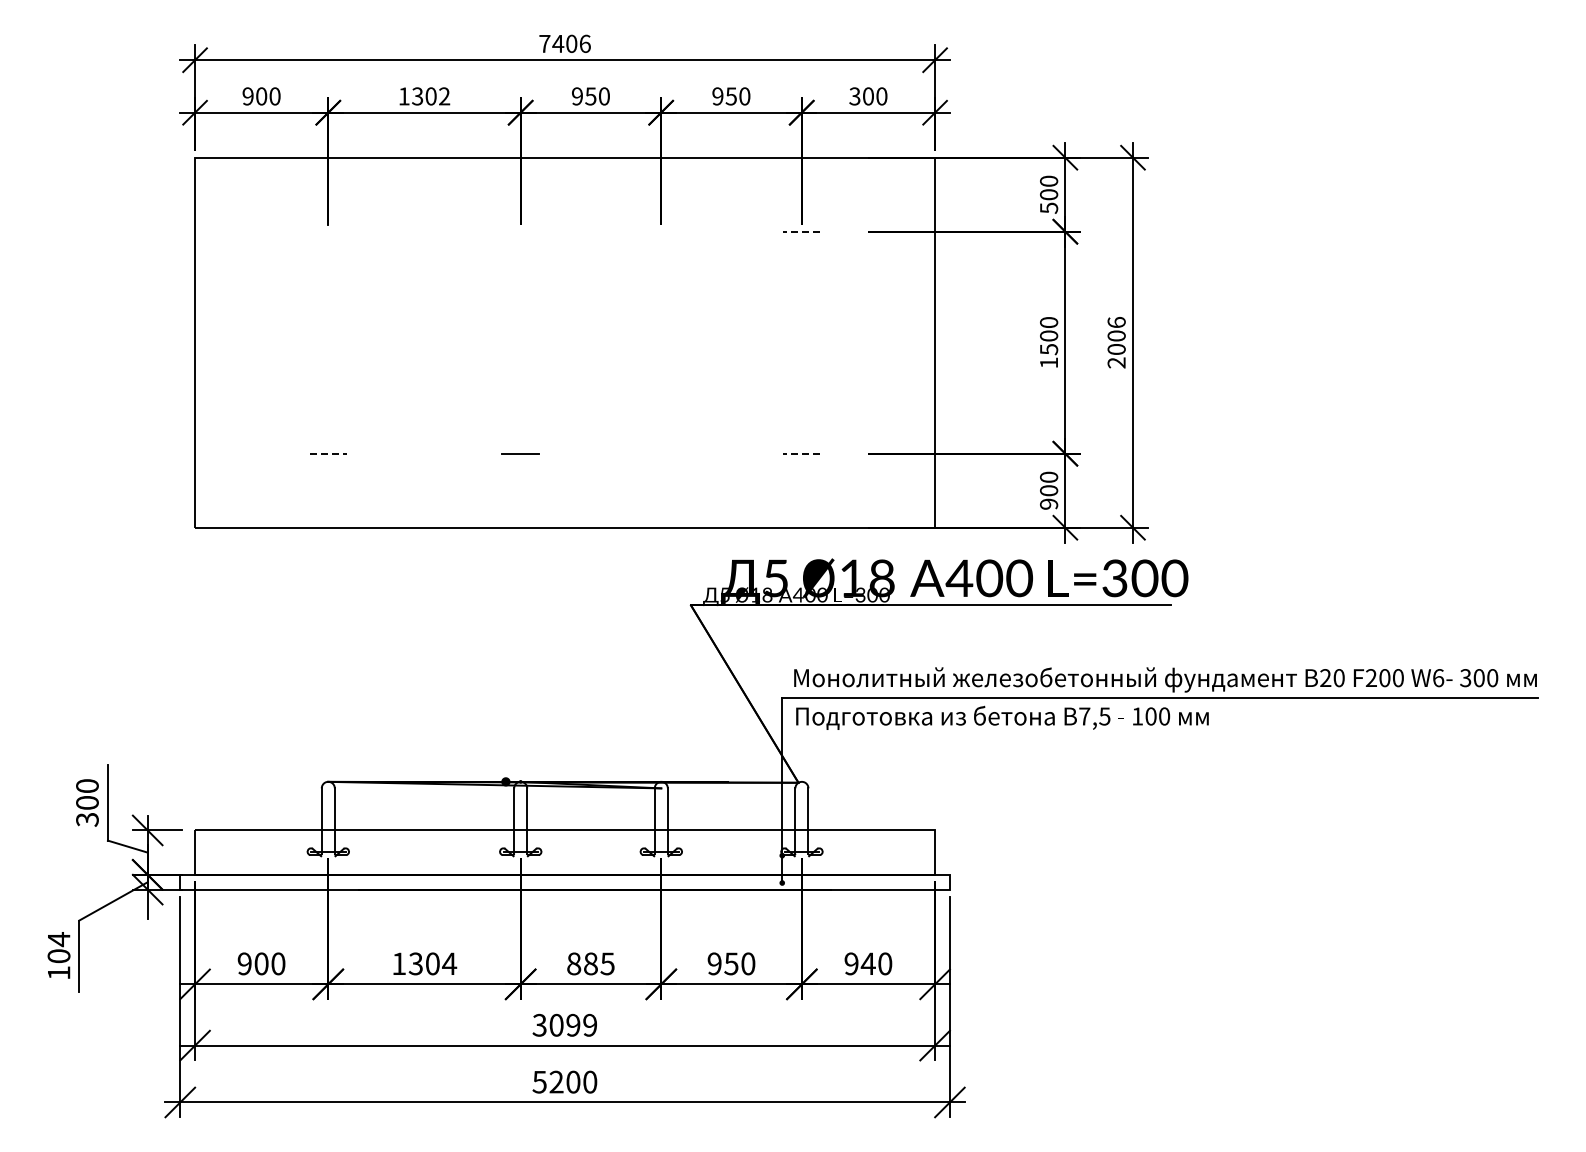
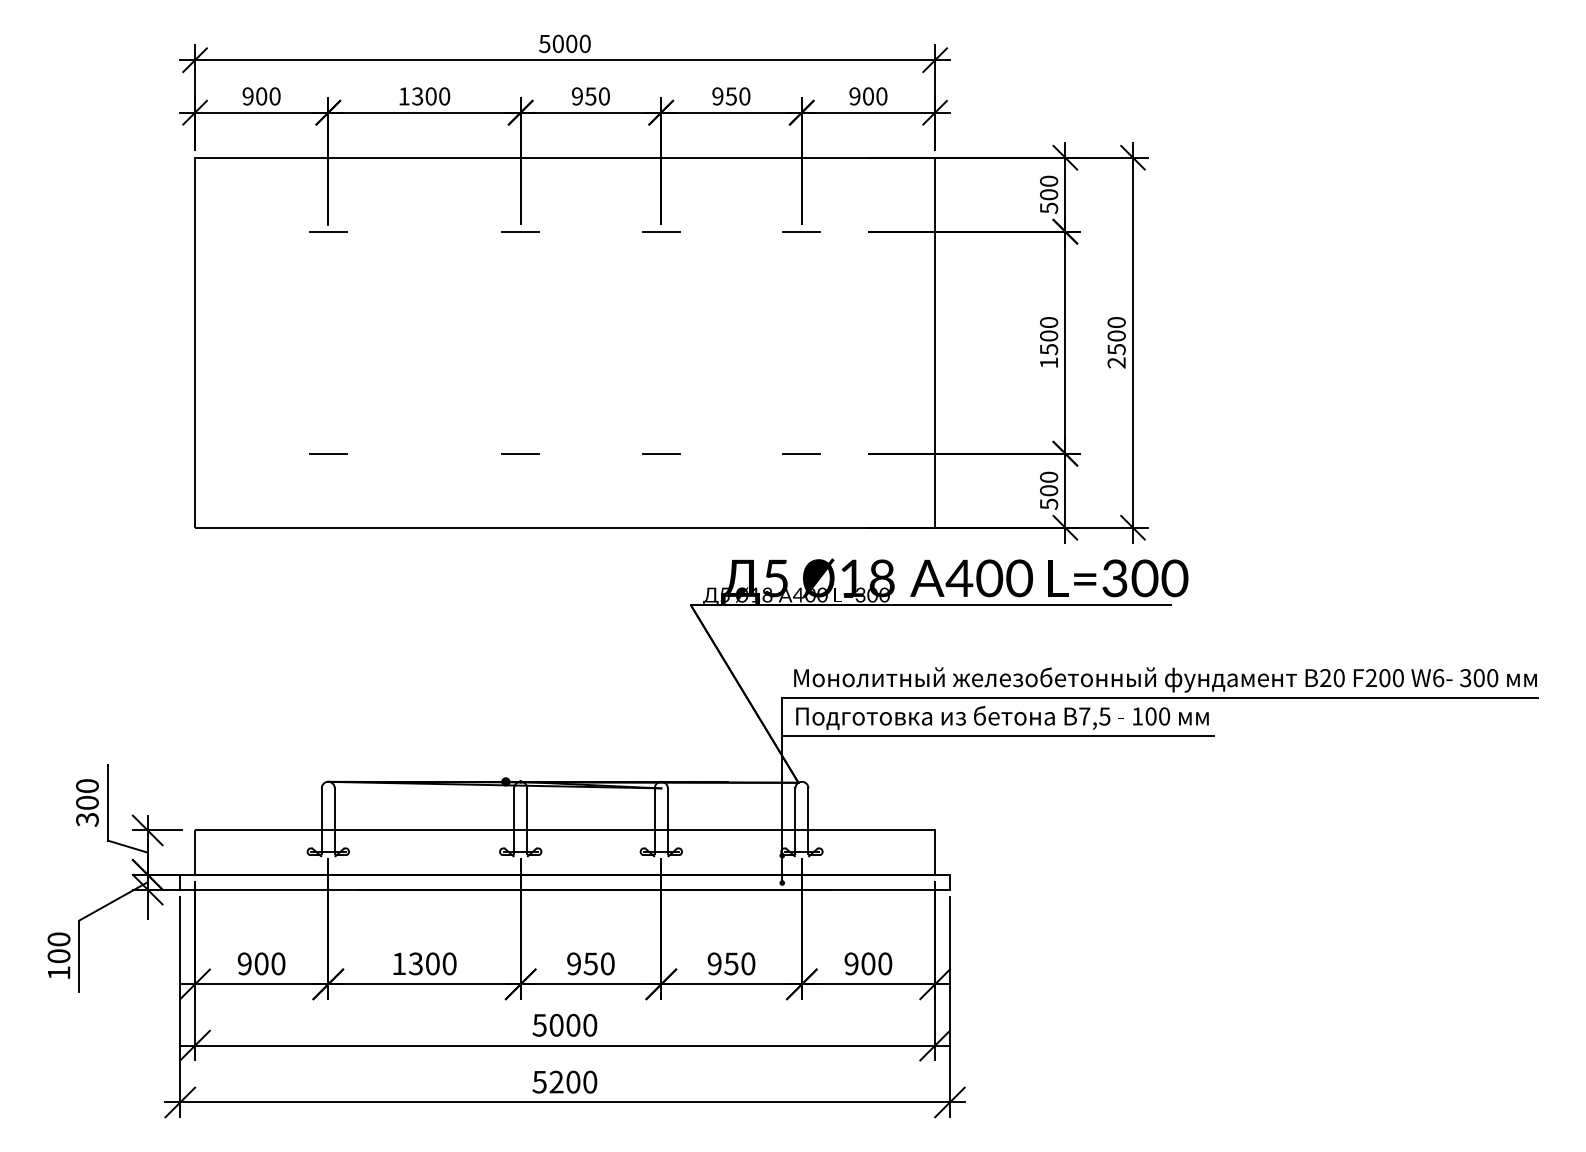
text: 7406 -> 5000 (564, 43)
text: 1302 -> 1300 (444, 96)
text: 300 -> 900 (854, 96)
line: none -> present (327, 231)
line: none -> present (520, 231)
line: none -> present (660, 231)
line: dashed -> solid (801, 231)
text: 2006 -> 2500 (1116, 336)
line: dashed -> solid (328, 453)
line: none -> present (661, 453)
line: dashed -> solid (801, 453)
text: 900 -> 500 (1049, 503)
line: none -> present (997, 735)
text: 104 -> 100 (58, 939)
text: 1304 -> 1300 (449, 963)
text: 885 -> 950 (590, 963)
text: 940 -> 900 (867, 963)
text: 3099 -> 5000 (565, 1024)
